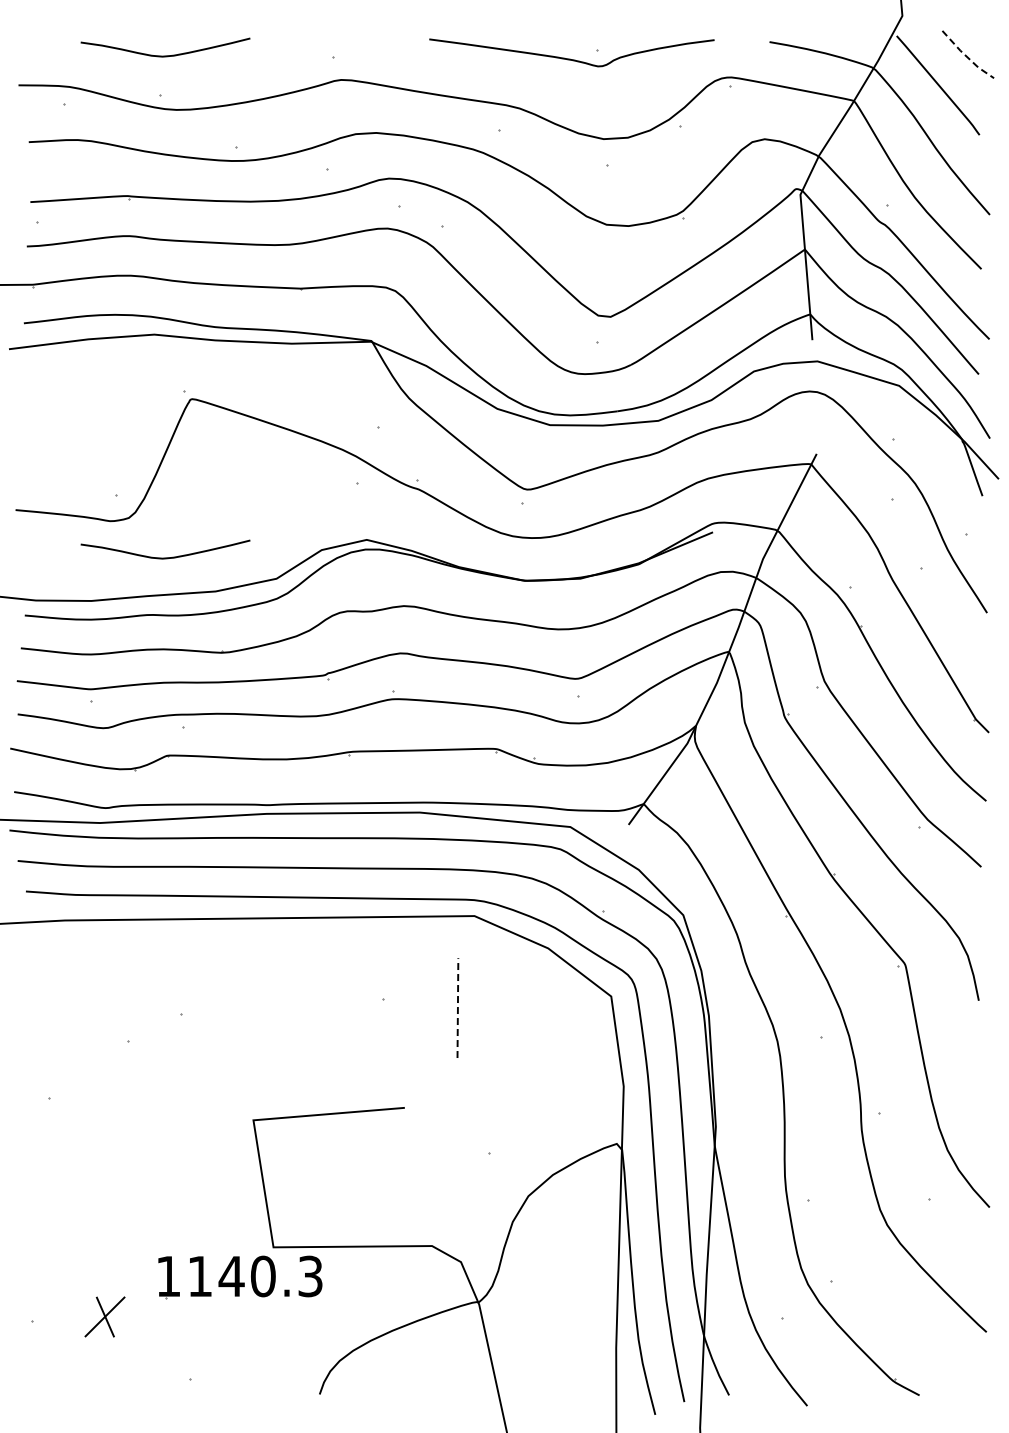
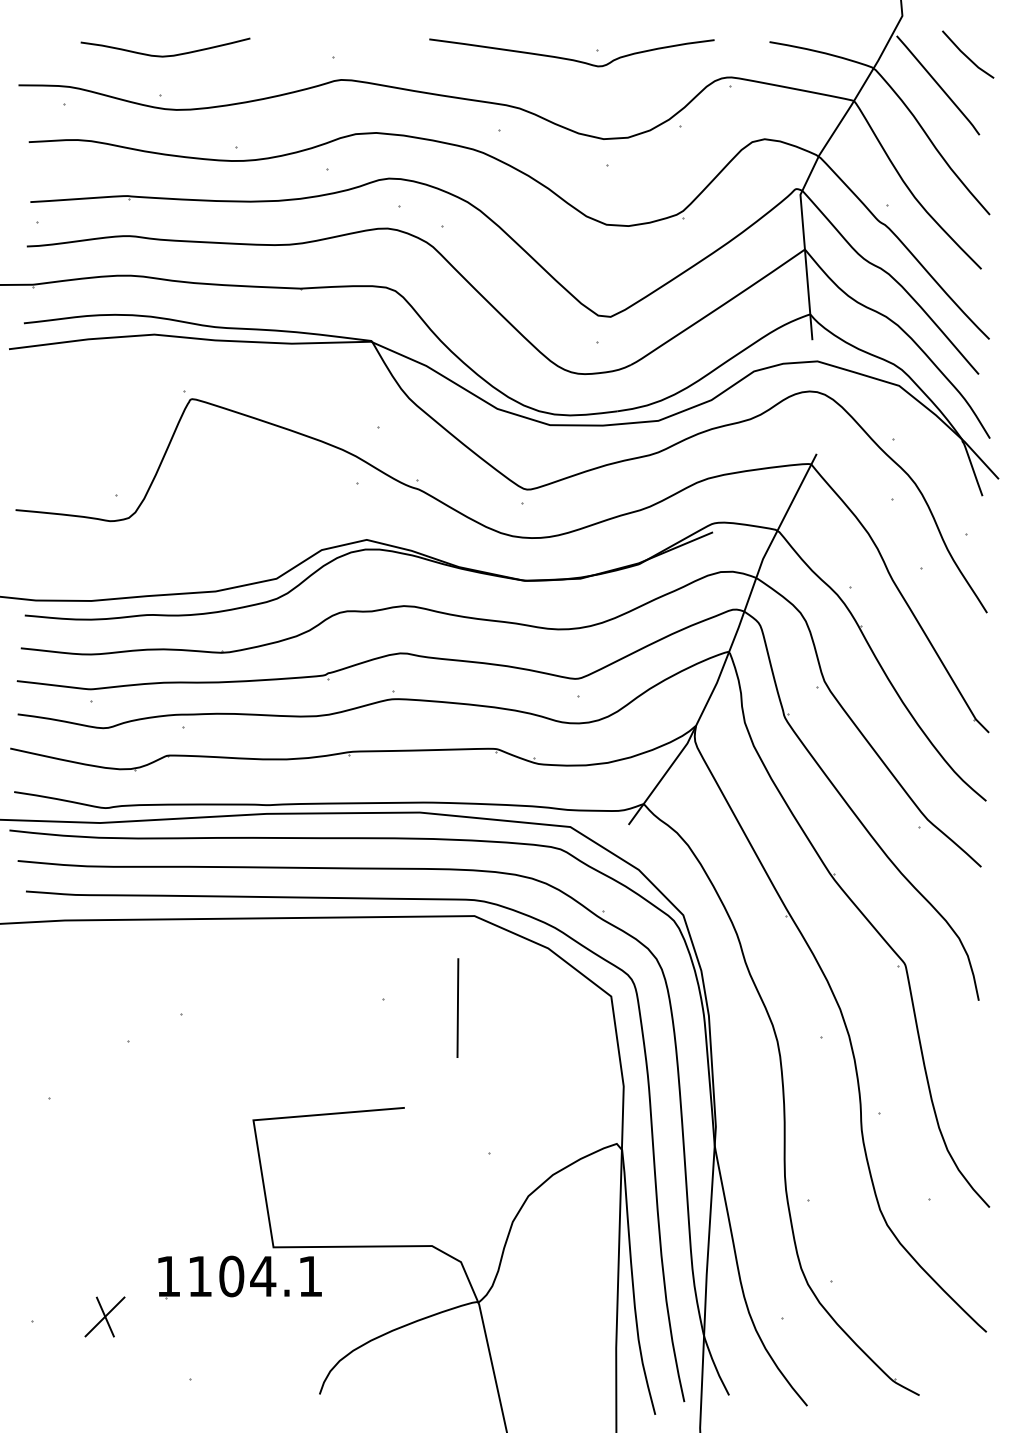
line: dashed -> solid (966, 56)
curve: present -> none (165, 557)
line: dashed -> solid (457, 1008)
text: 1140.3 -> 1104.1 (270, 1276)
